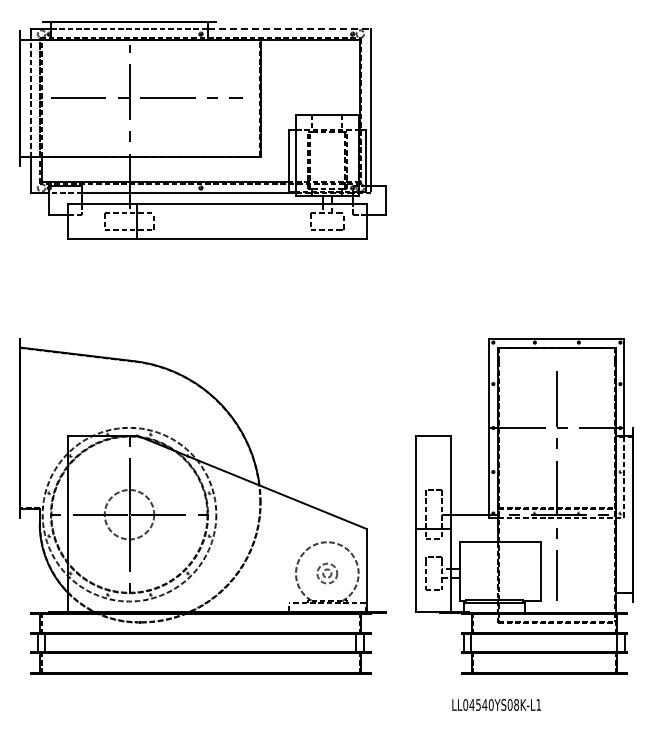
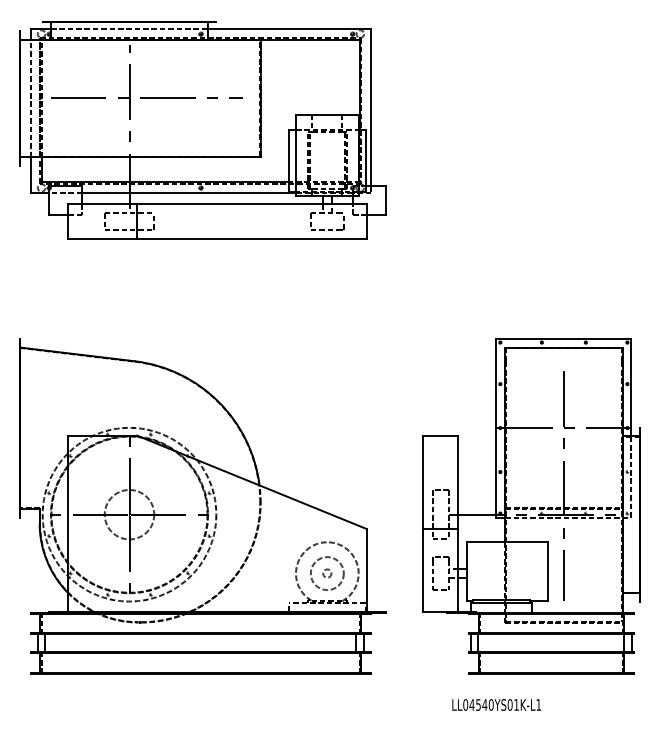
line: dashed -> solid (289, 28)
part position: (524, 506) -> (531, 506) (531, 506)
circle diameter: 20 px -> 33 px (326, 573)
text: LL04540YS08K-L1 -> LL04540YS01K-L1 (516, 704)
